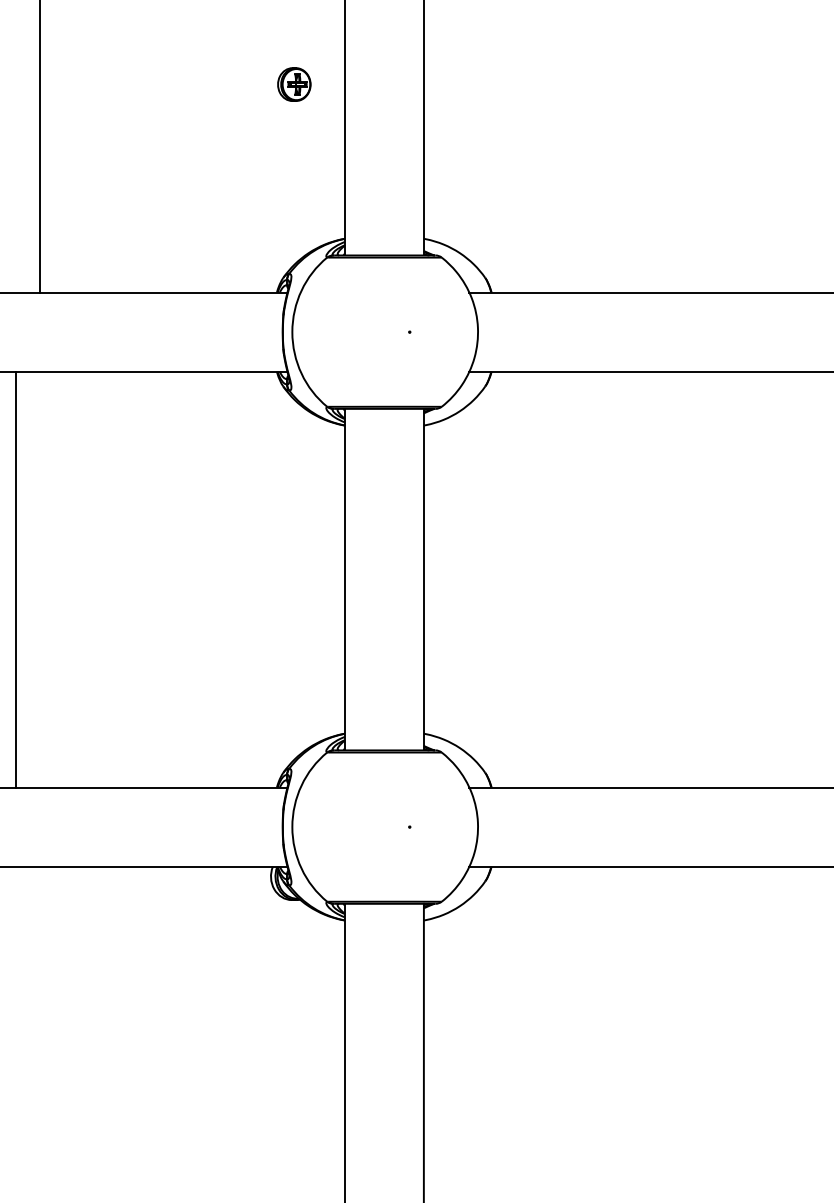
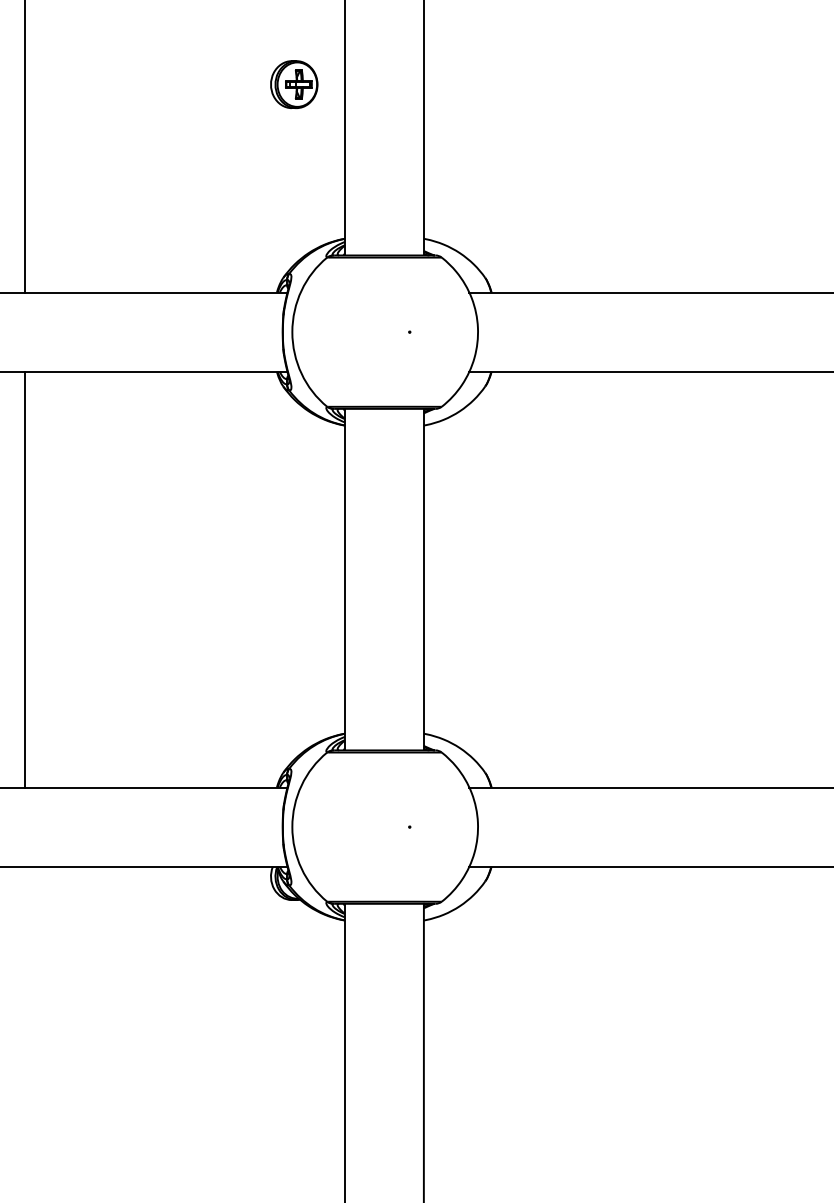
part size: 35x35 px -> 49x49 px (294, 84)
line position: (40, 147) -> (25, 147) (25, 147)
line position: (16, 579) -> (25, 579) (25, 579)
